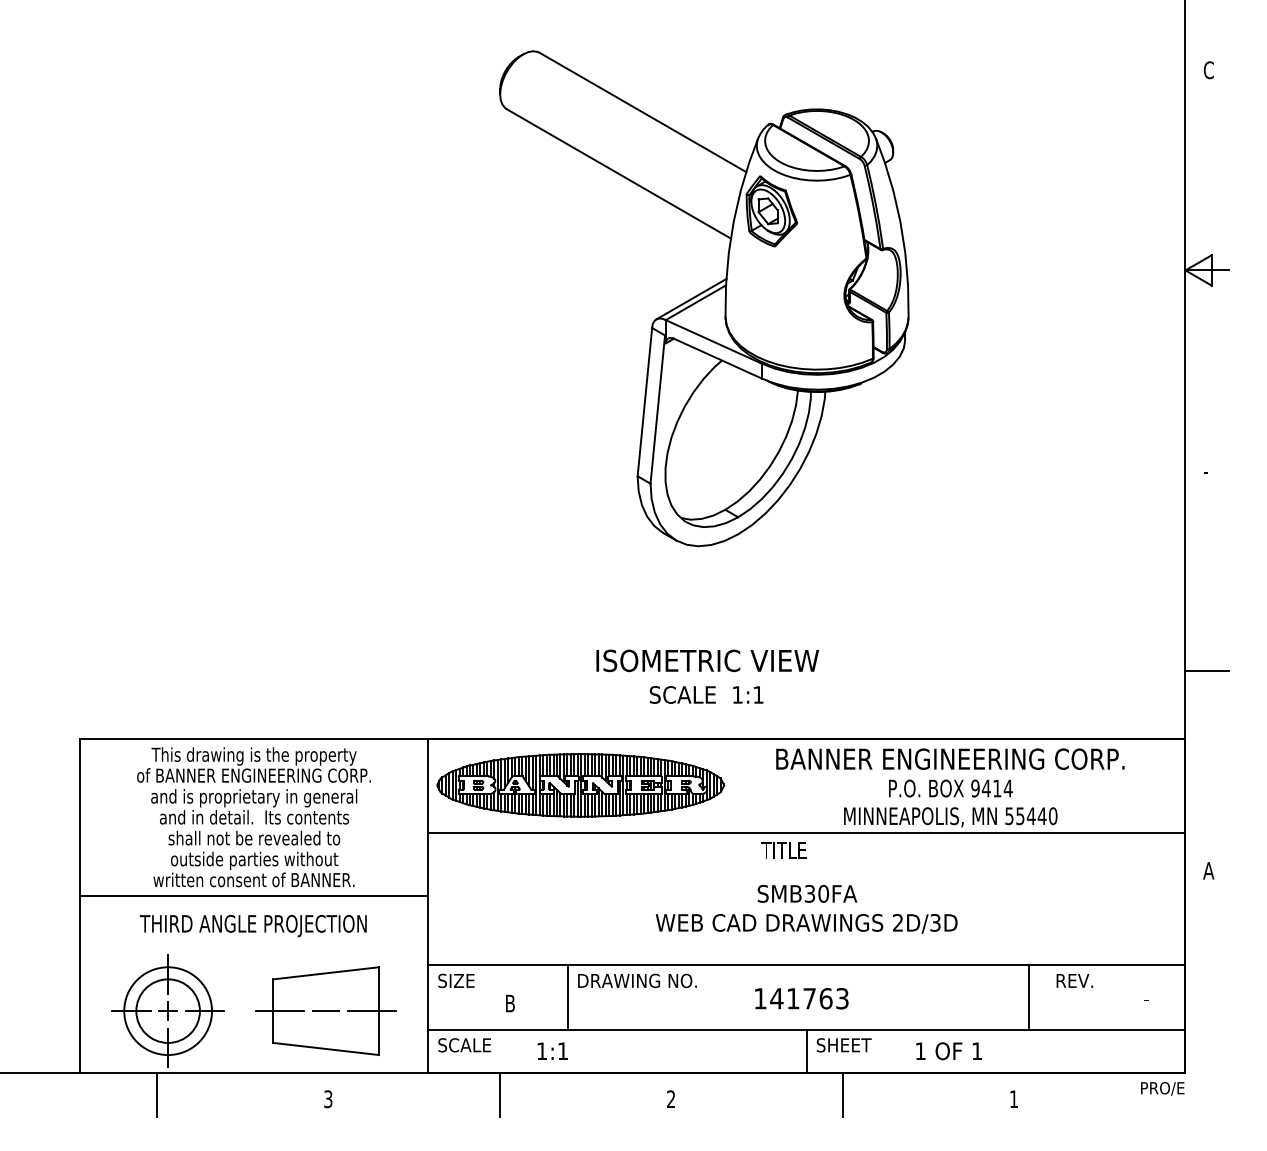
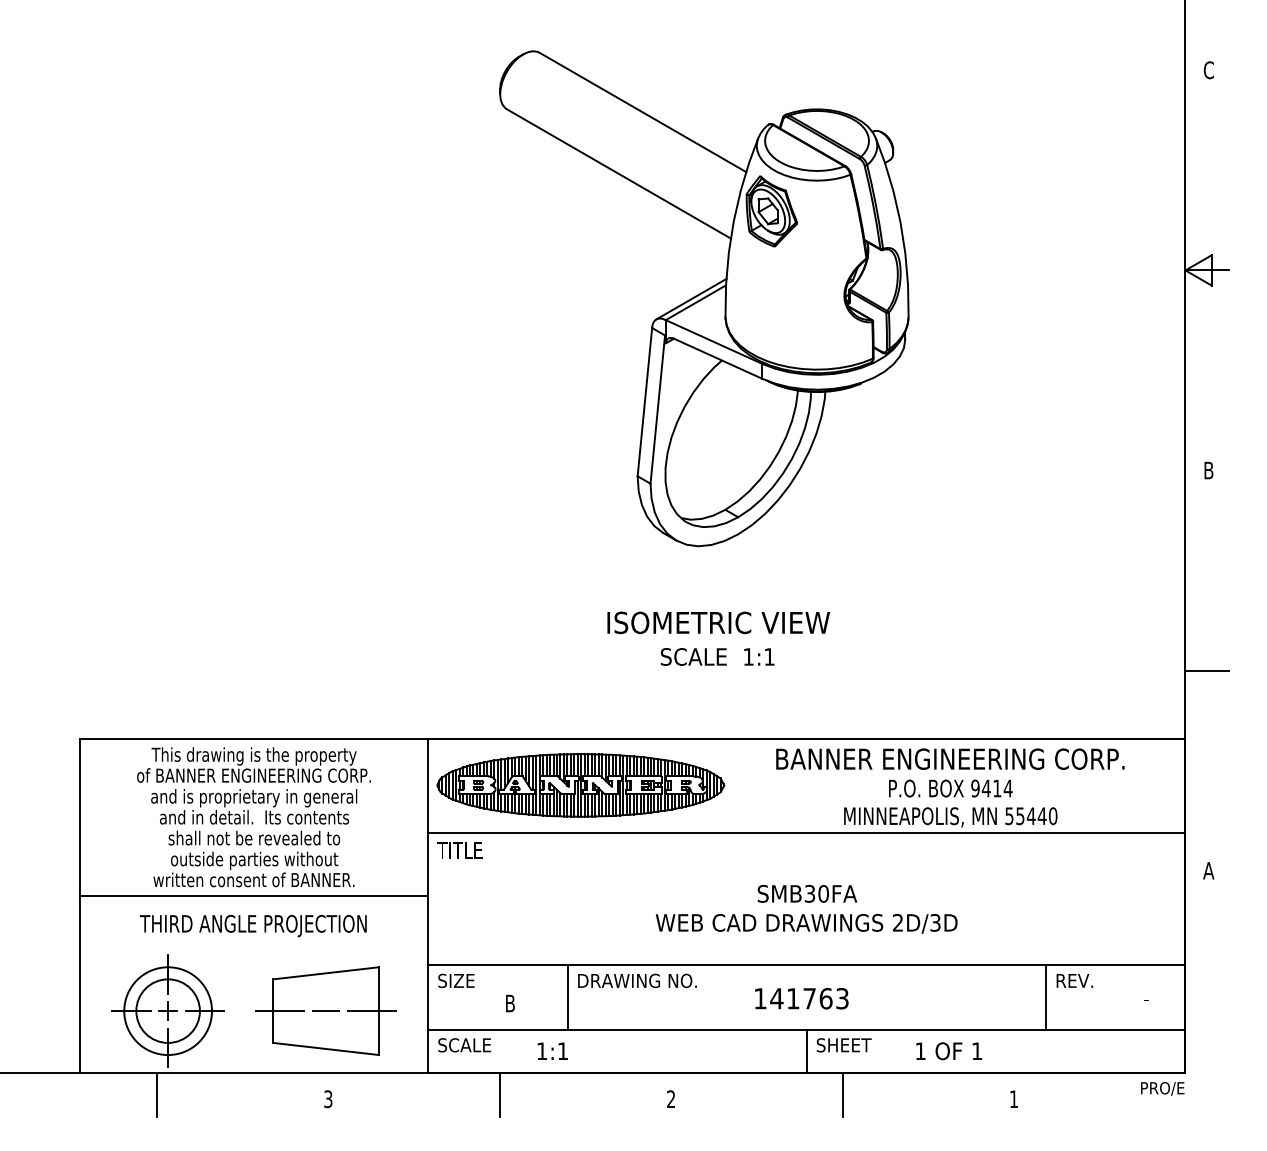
text: - -> B (1208, 470)
text position: (707, 676) -> (718, 638) (718, 638)
text position: (783, 850) -> (459, 850) (459, 850)
line position: (1029, 997) -> (1046, 997) (1046, 997)
